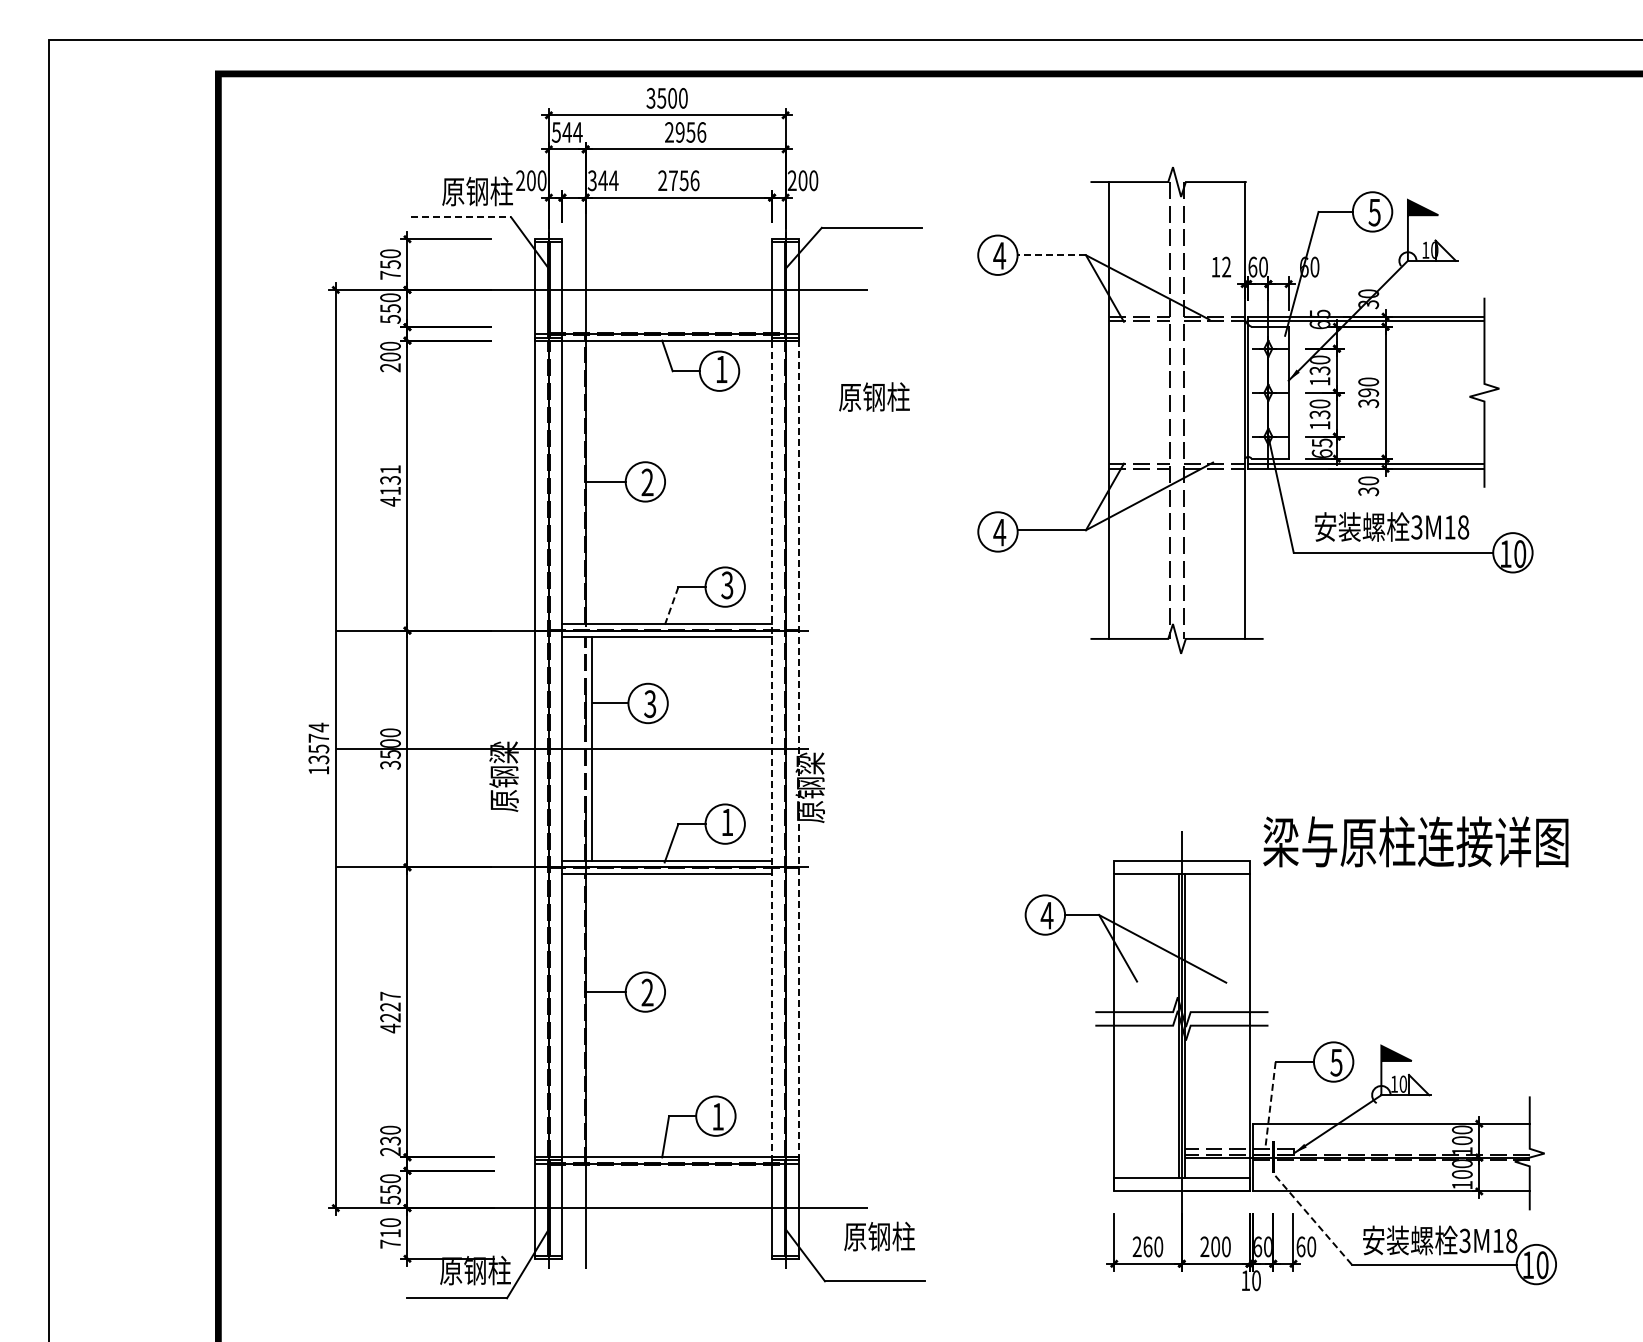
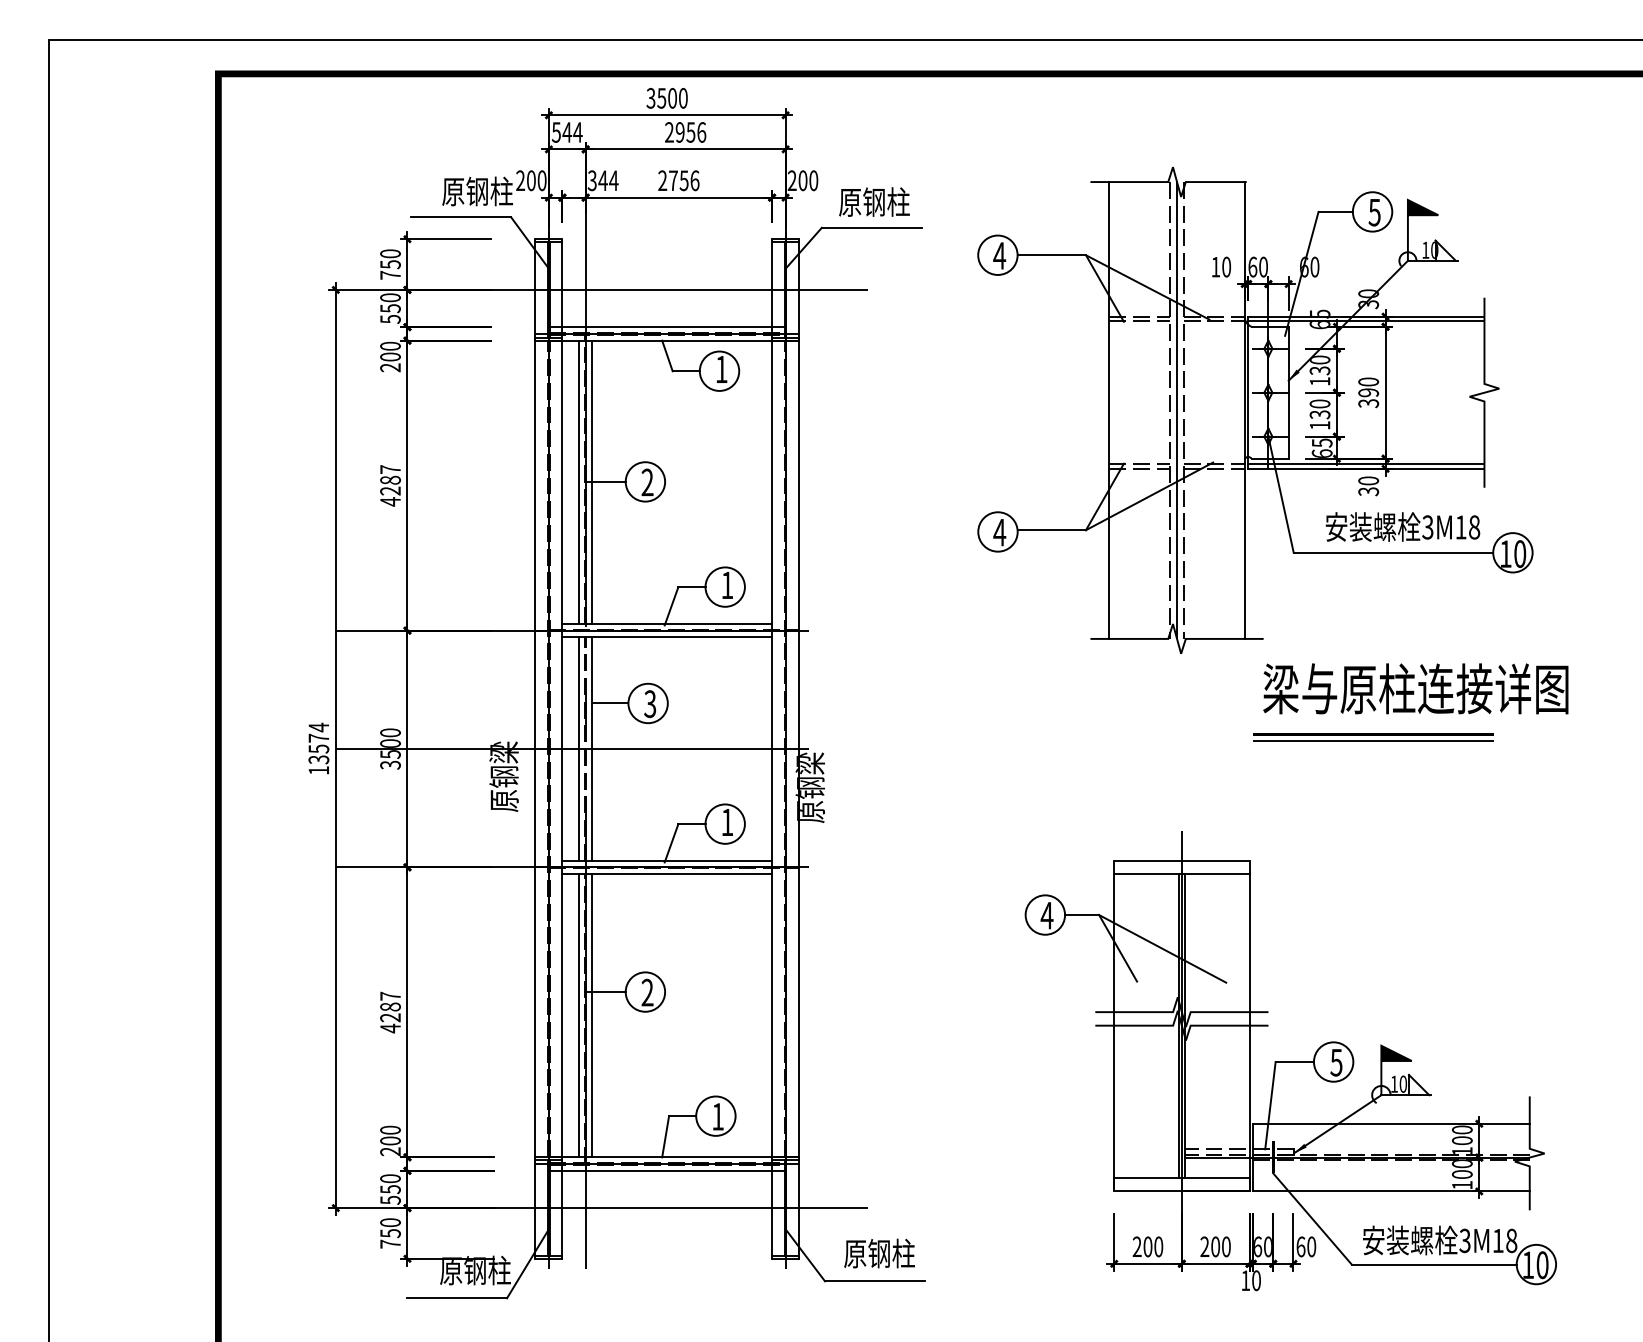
line: dashed -> solid (461, 217)
line: dashed -> solid (1051, 255)
text: 12 -> 10 (1226, 266)
line: none -> present (666, 327)
text position: (874, 396) -> (874, 201) (874, 201)
line: none -> present (1177, 410)
text: 4131 -> 4287 (390, 480)
line: none -> present (578, 481)
line: none -> present (592, 481)
text position: (1391, 526) -> (1402, 526) (1402, 526)
text: 3 -> 1 (727, 585)
line: dashed -> solid (671, 606)
part: none -> present (1373, 737)
line: none -> present (578, 748)
line: dashed -> solid (799, 748)
line: dashed -> solid (772, 749)
text position: (1415, 841) -> (1415, 688) (1415, 688)
text: 4227 -> 4287 (390, 1006)
line: none -> present (578, 1015)
line: none -> present (592, 1015)
line: dashed -> solid (1270, 1105)
text: 230 -> 200 (390, 1140)
line: none -> present (666, 1170)
line: dashed -> solid (1312, 1218)
text: 710 -> 750 (390, 1233)
text position: (879, 1236) -> (879, 1253) (879, 1253)
text: 260 -> 200 (1147, 1246)
